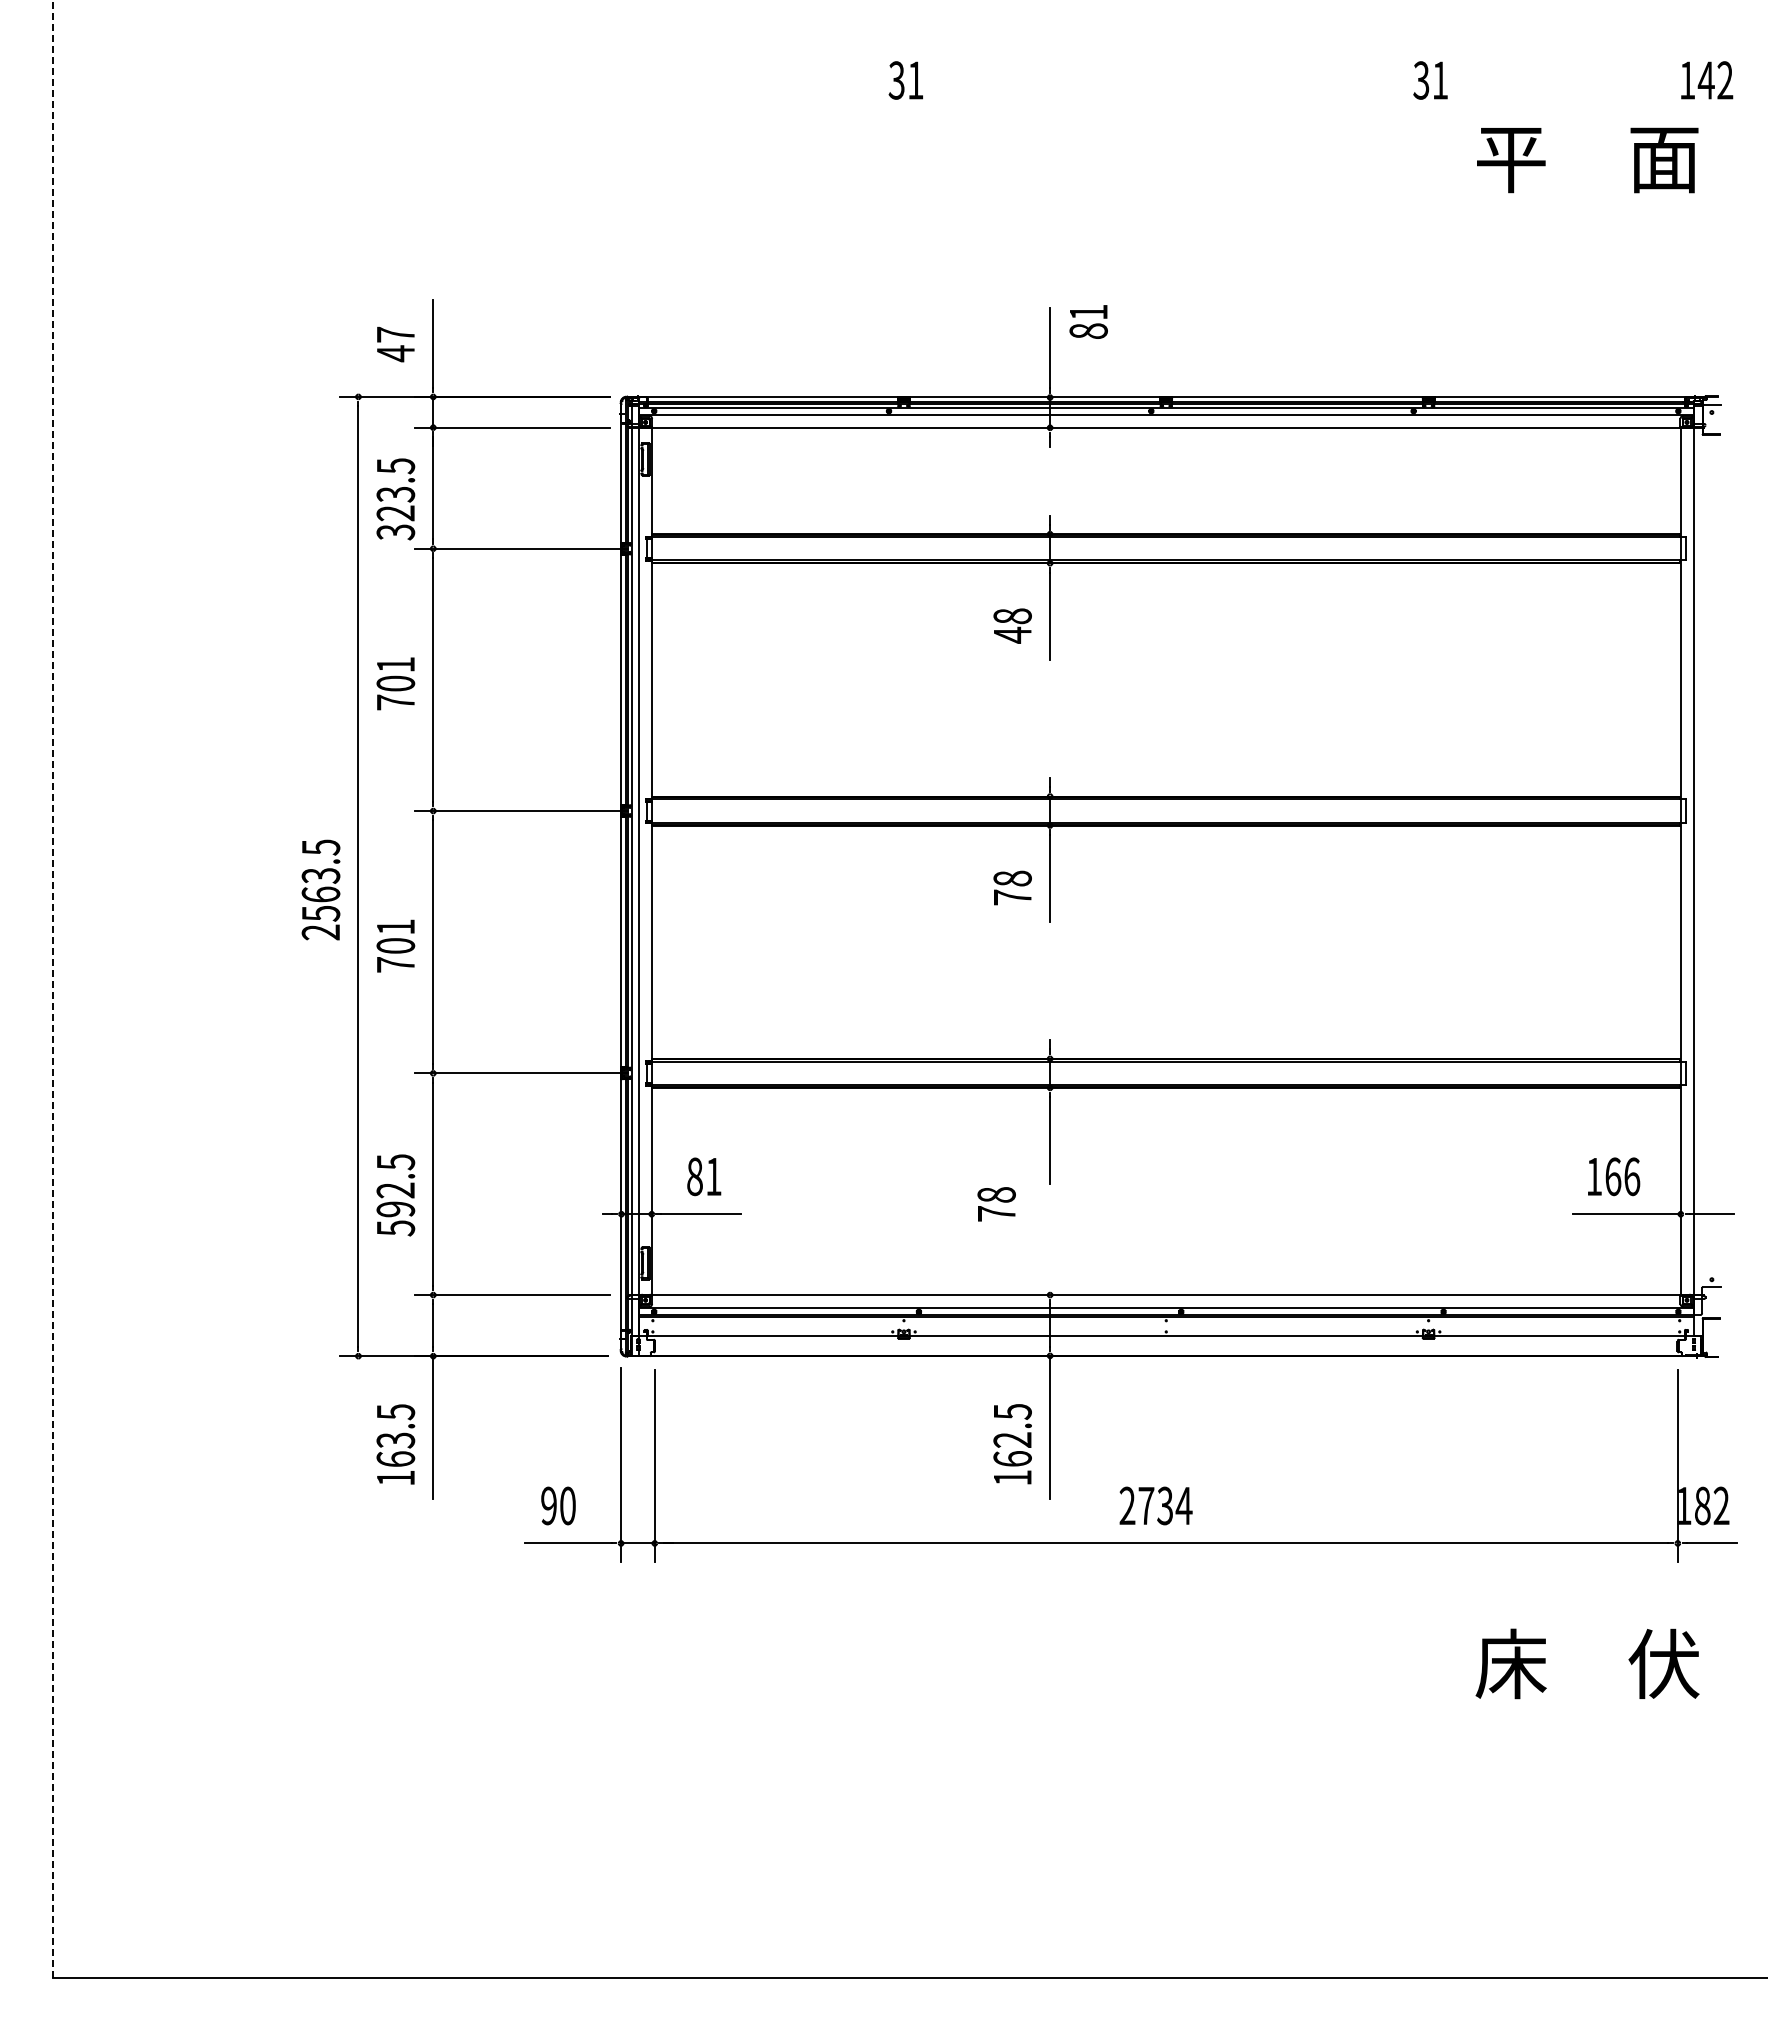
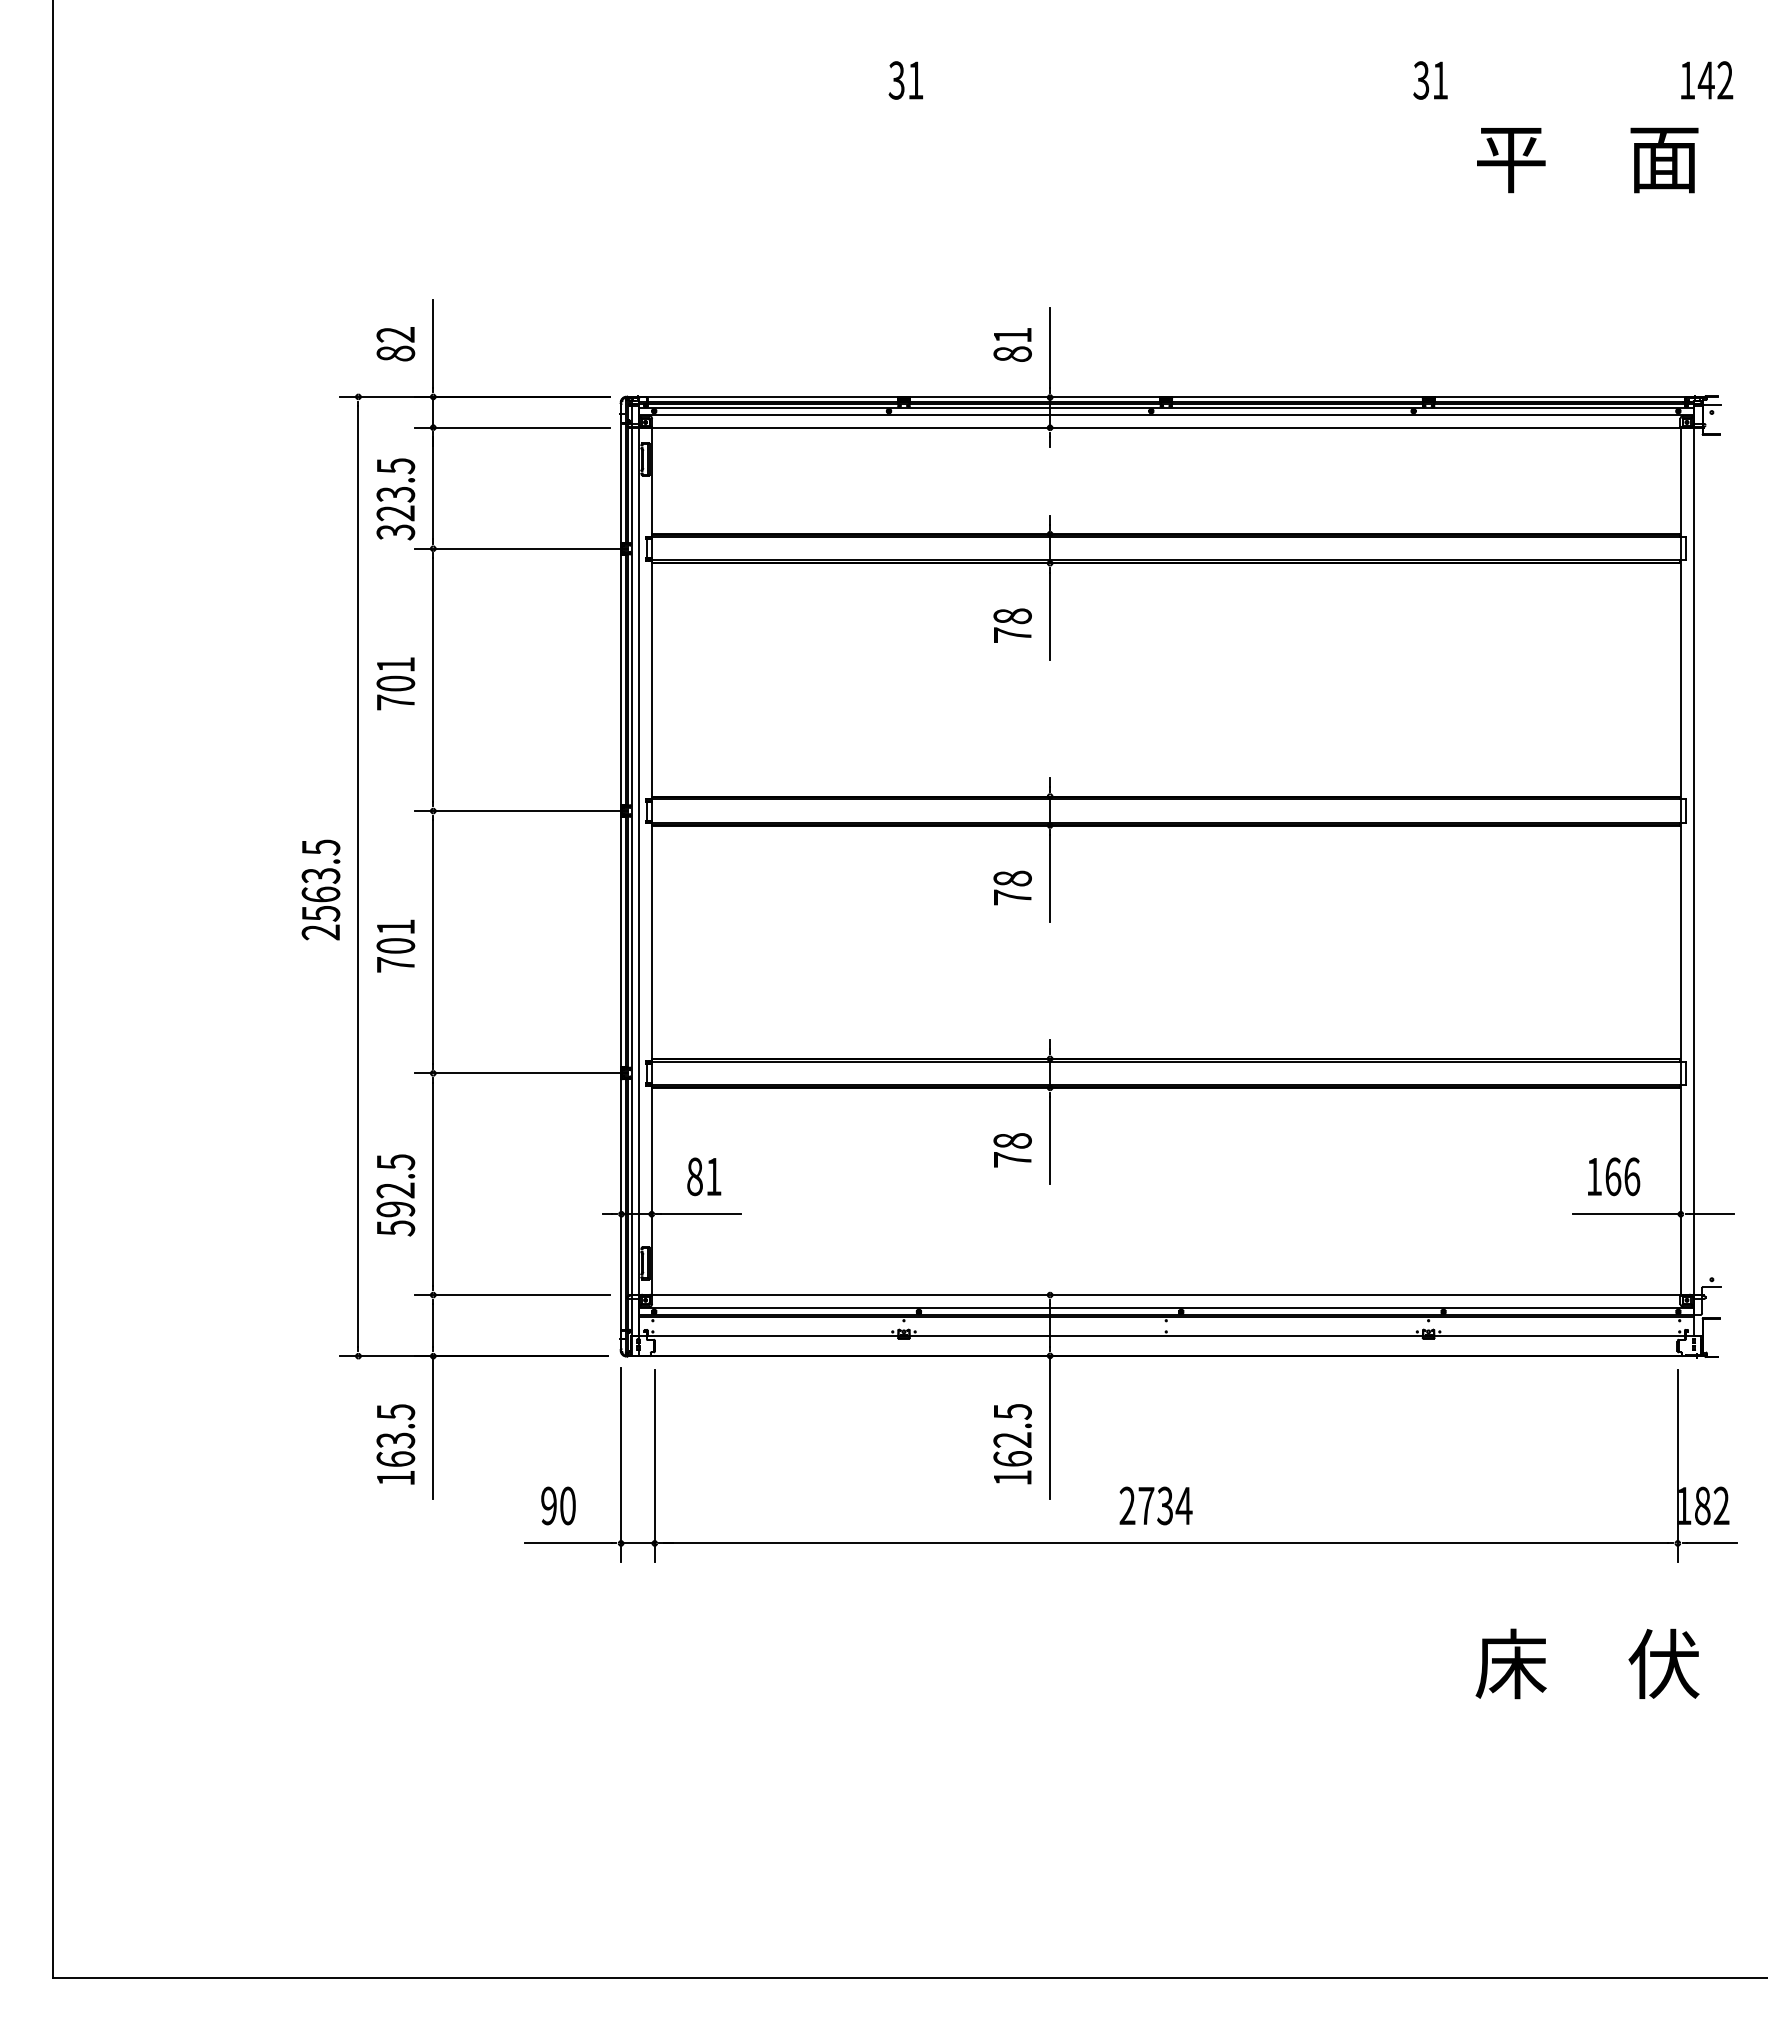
text position: (1088, 321) -> (1012, 344) (1012, 344)
text: 47 -> 82 (395, 344)
text: 48 -> 78 (1012, 634)
line: dashed -> solid (52, 988)
text position: (996, 1204) -> (1012, 1150) (1012, 1150)
